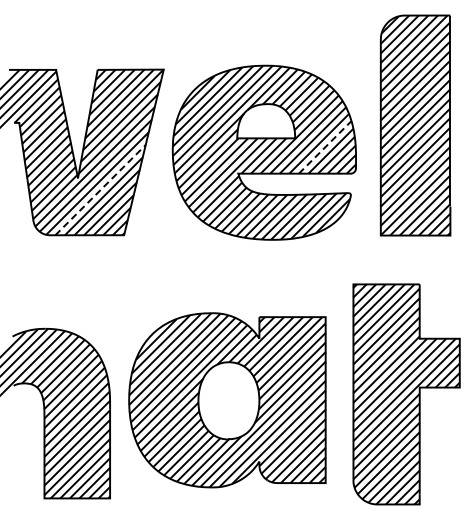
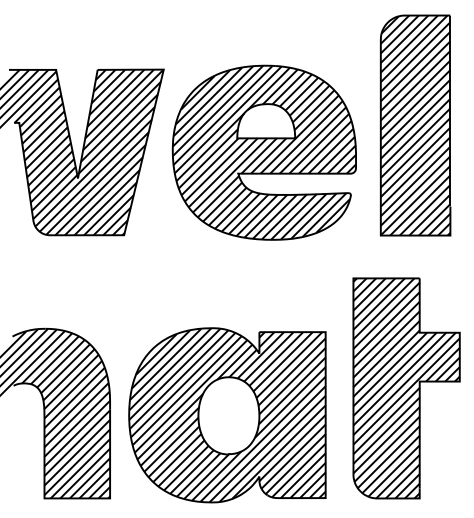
line: dashed -> solid (325, 147)
line: dashed -> solid (100, 190)
part position: (406, 394) -> (406, 388) (406, 388)
part position: (227, 400) -> (227, 415) (227, 415)
